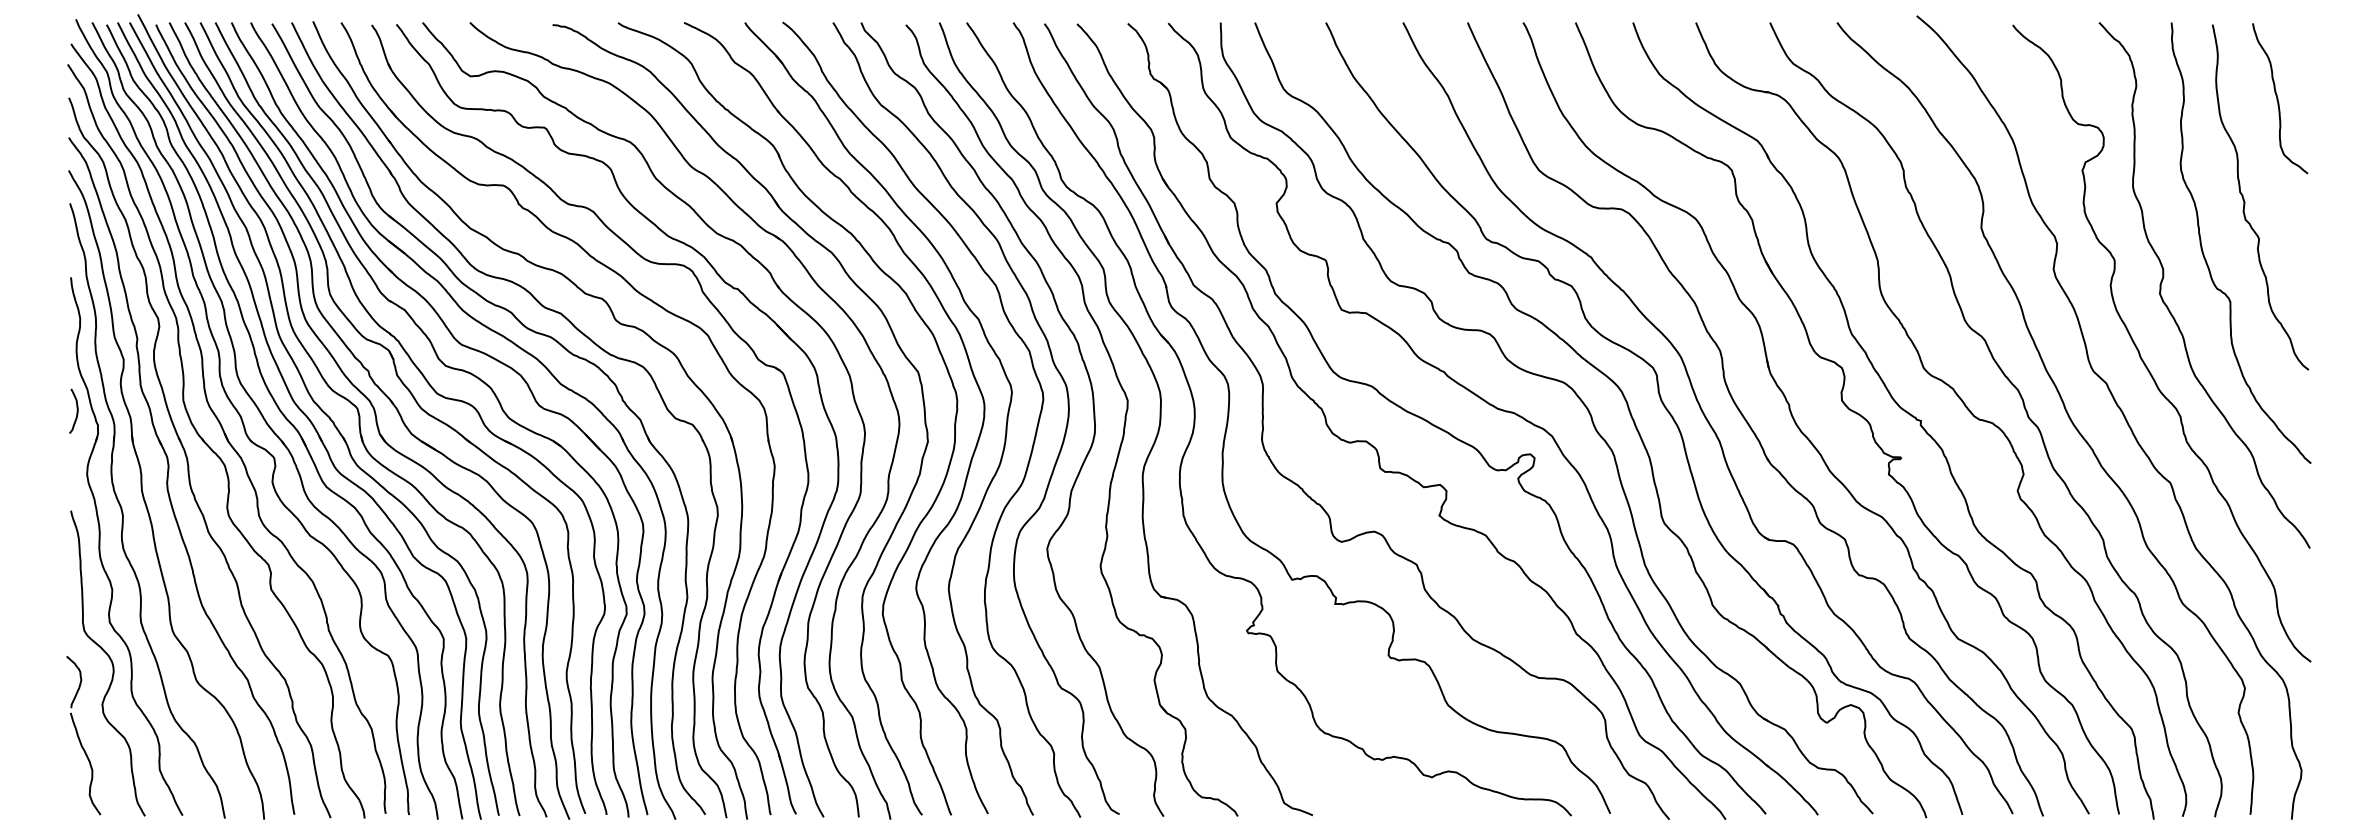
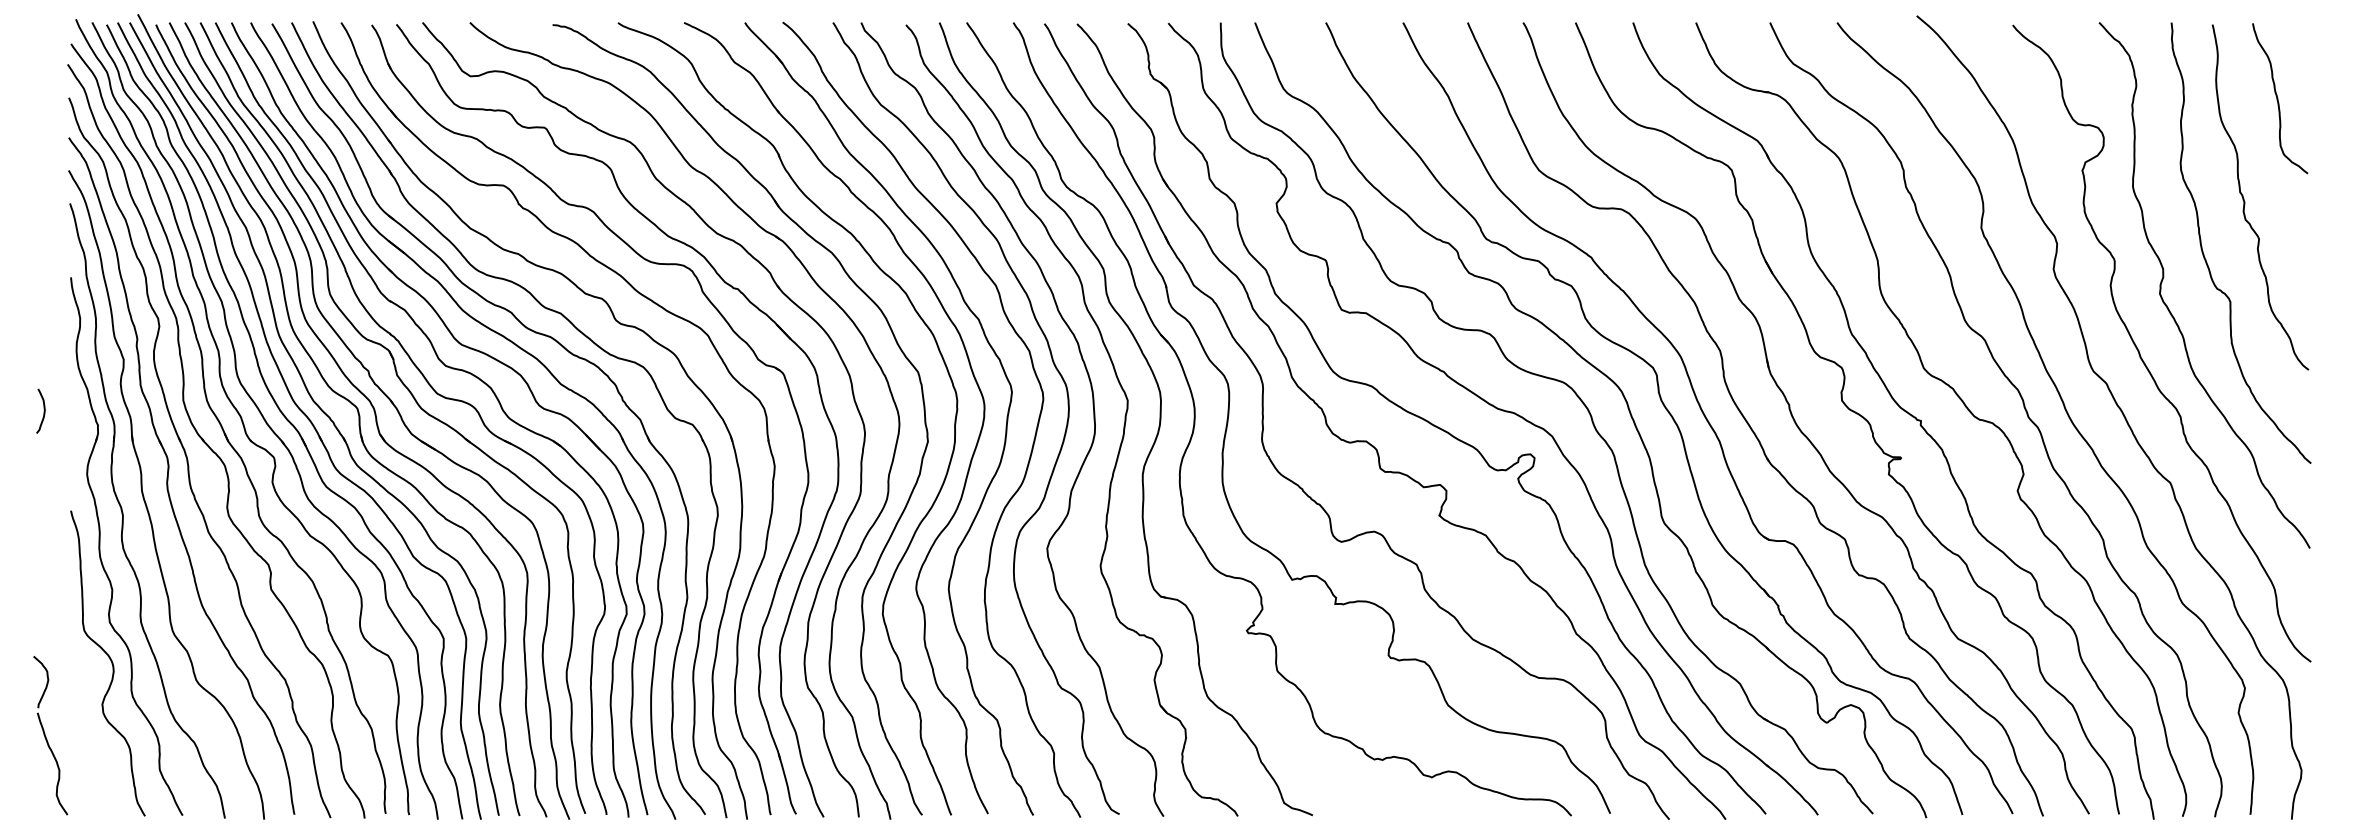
curve position: (76, 409) -> (43, 409) (43, 409)
part position: (83, 735) -> (50, 735) (50, 735)
